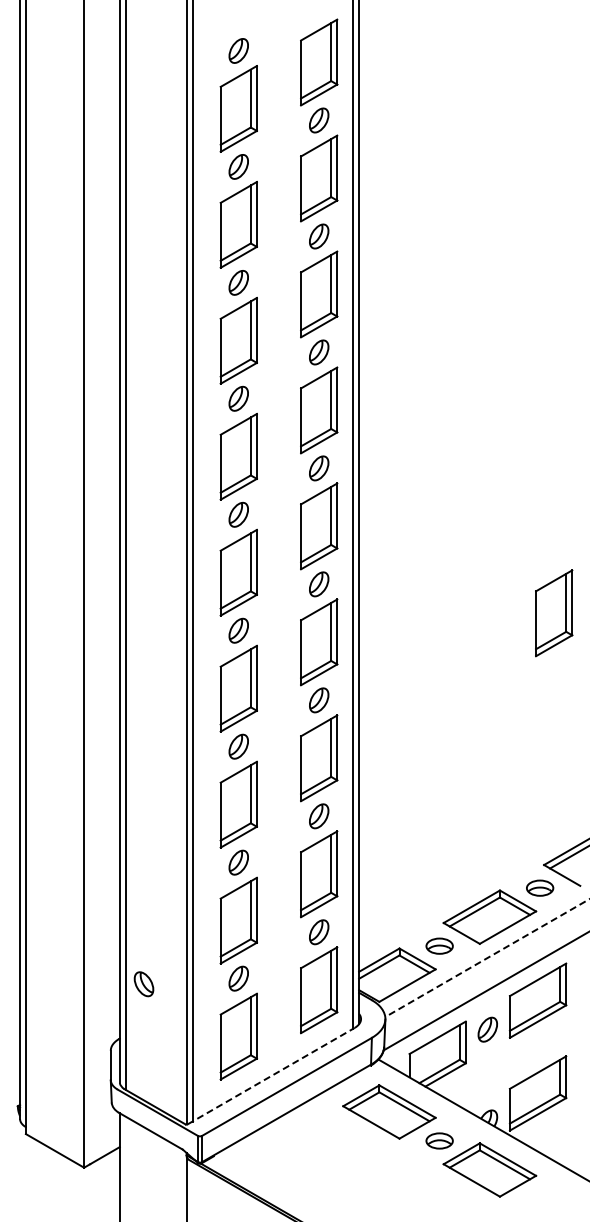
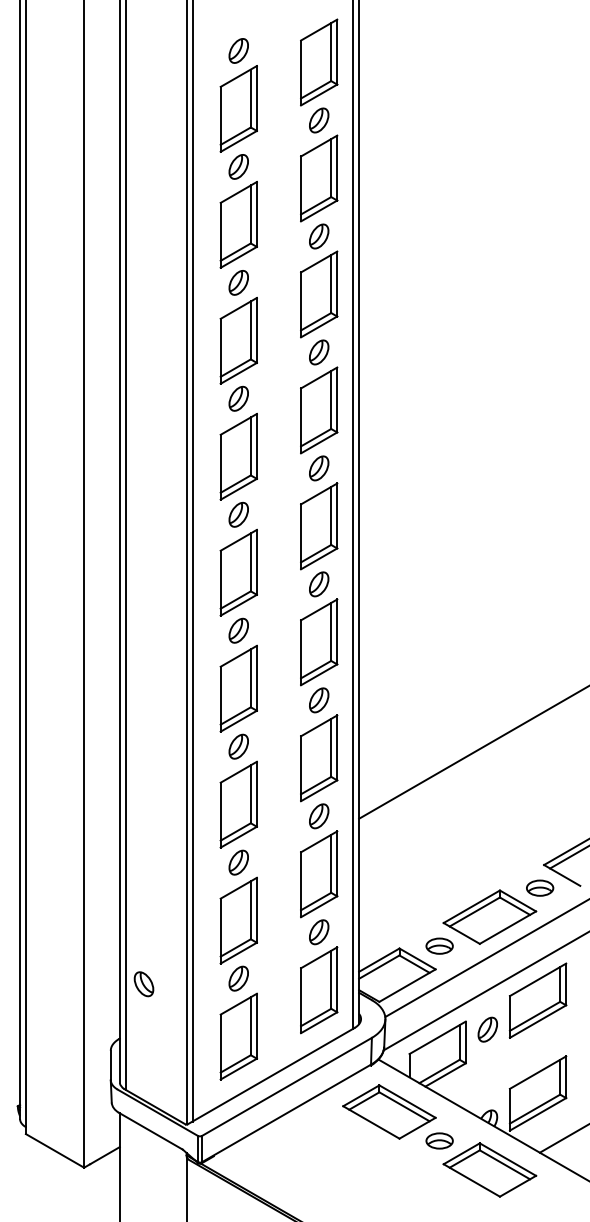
part: present -> none (554, 613)
line: none -> present (472, 752)
line: dashed -> solid (487, 958)
line: dashed -> solid (271, 1075)
line: none -> present (562, 1138)
